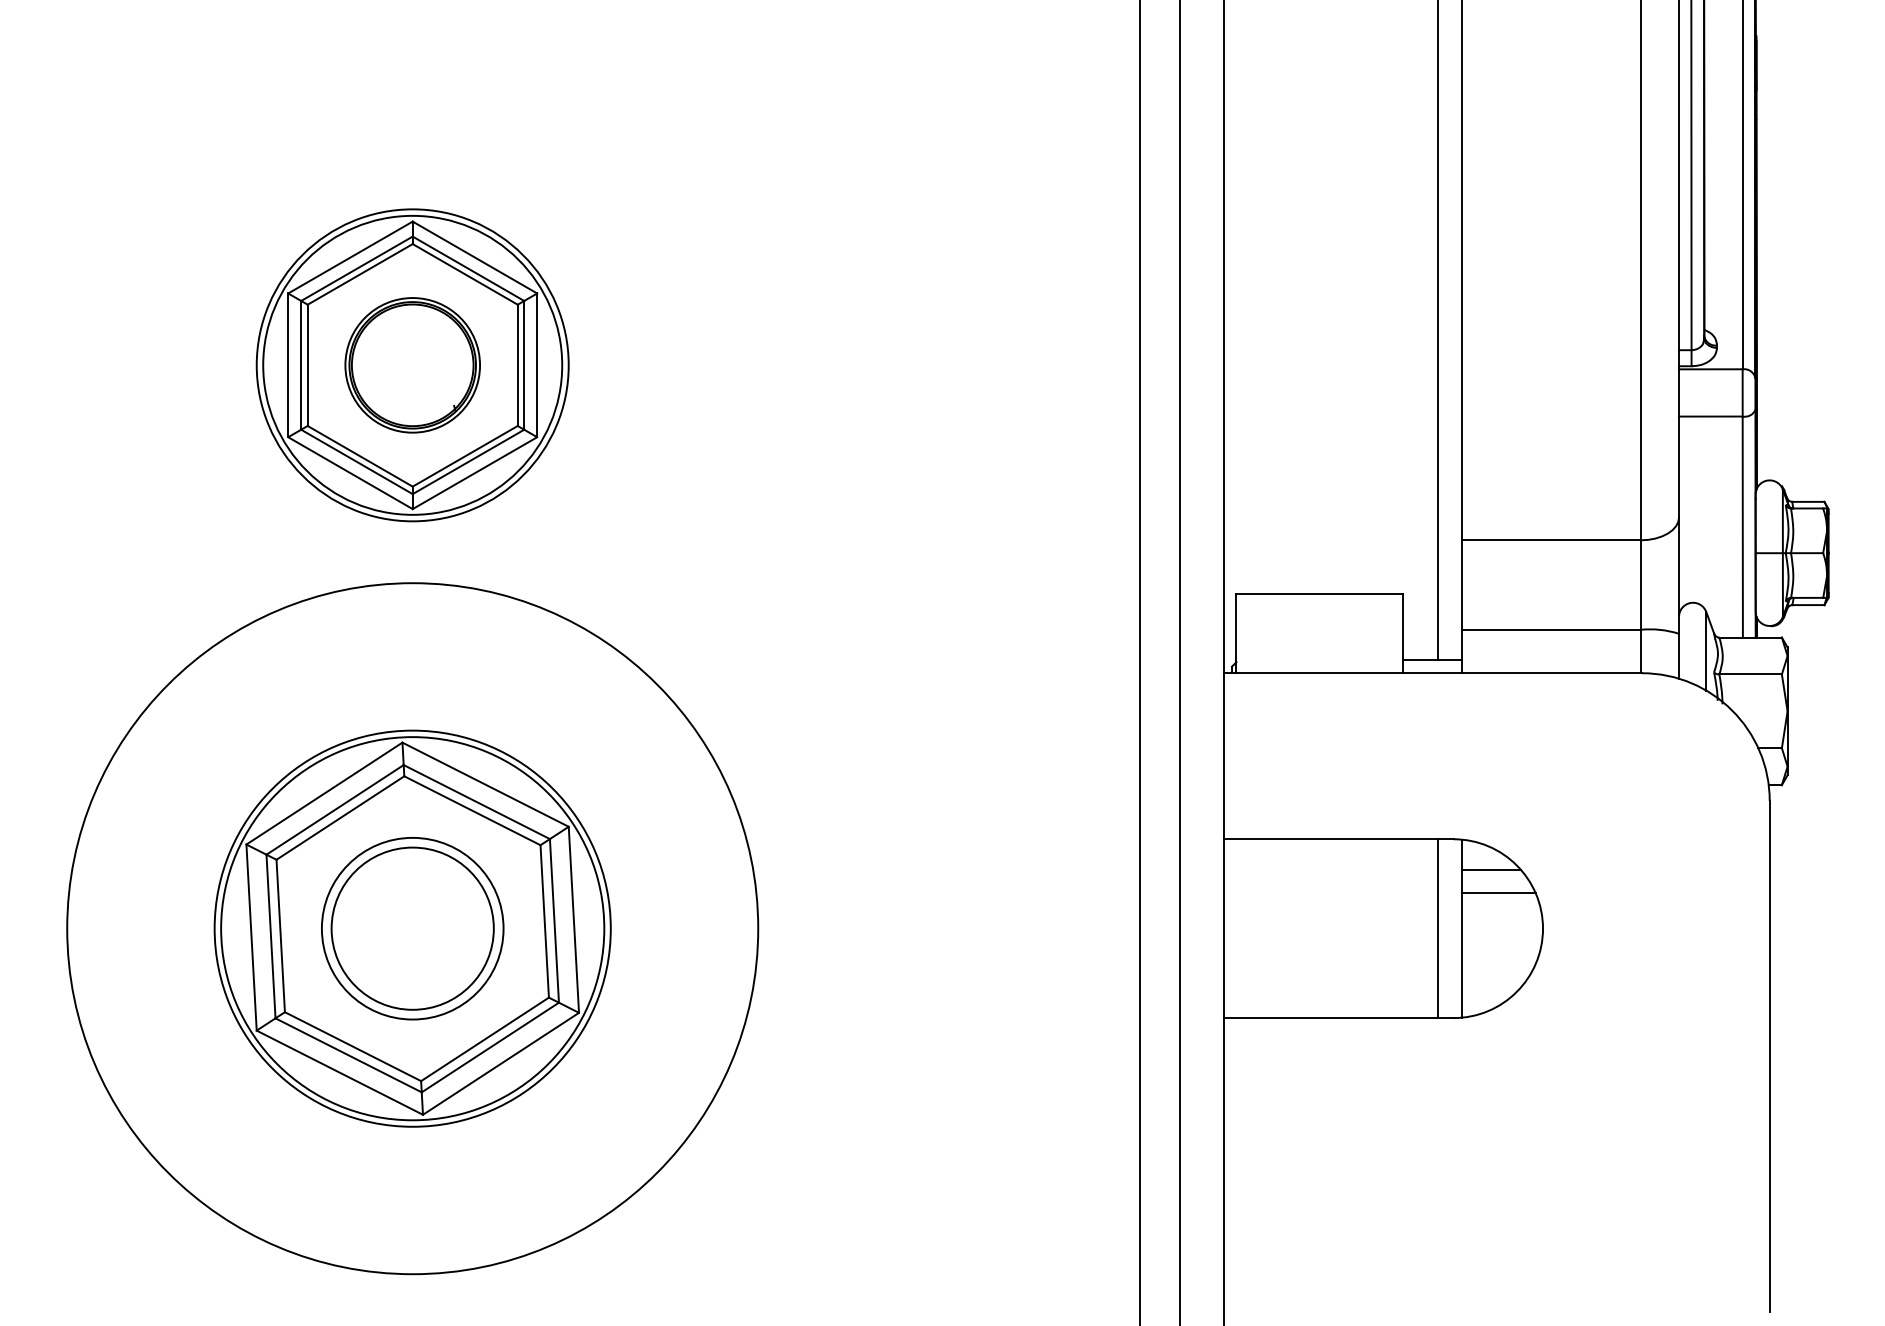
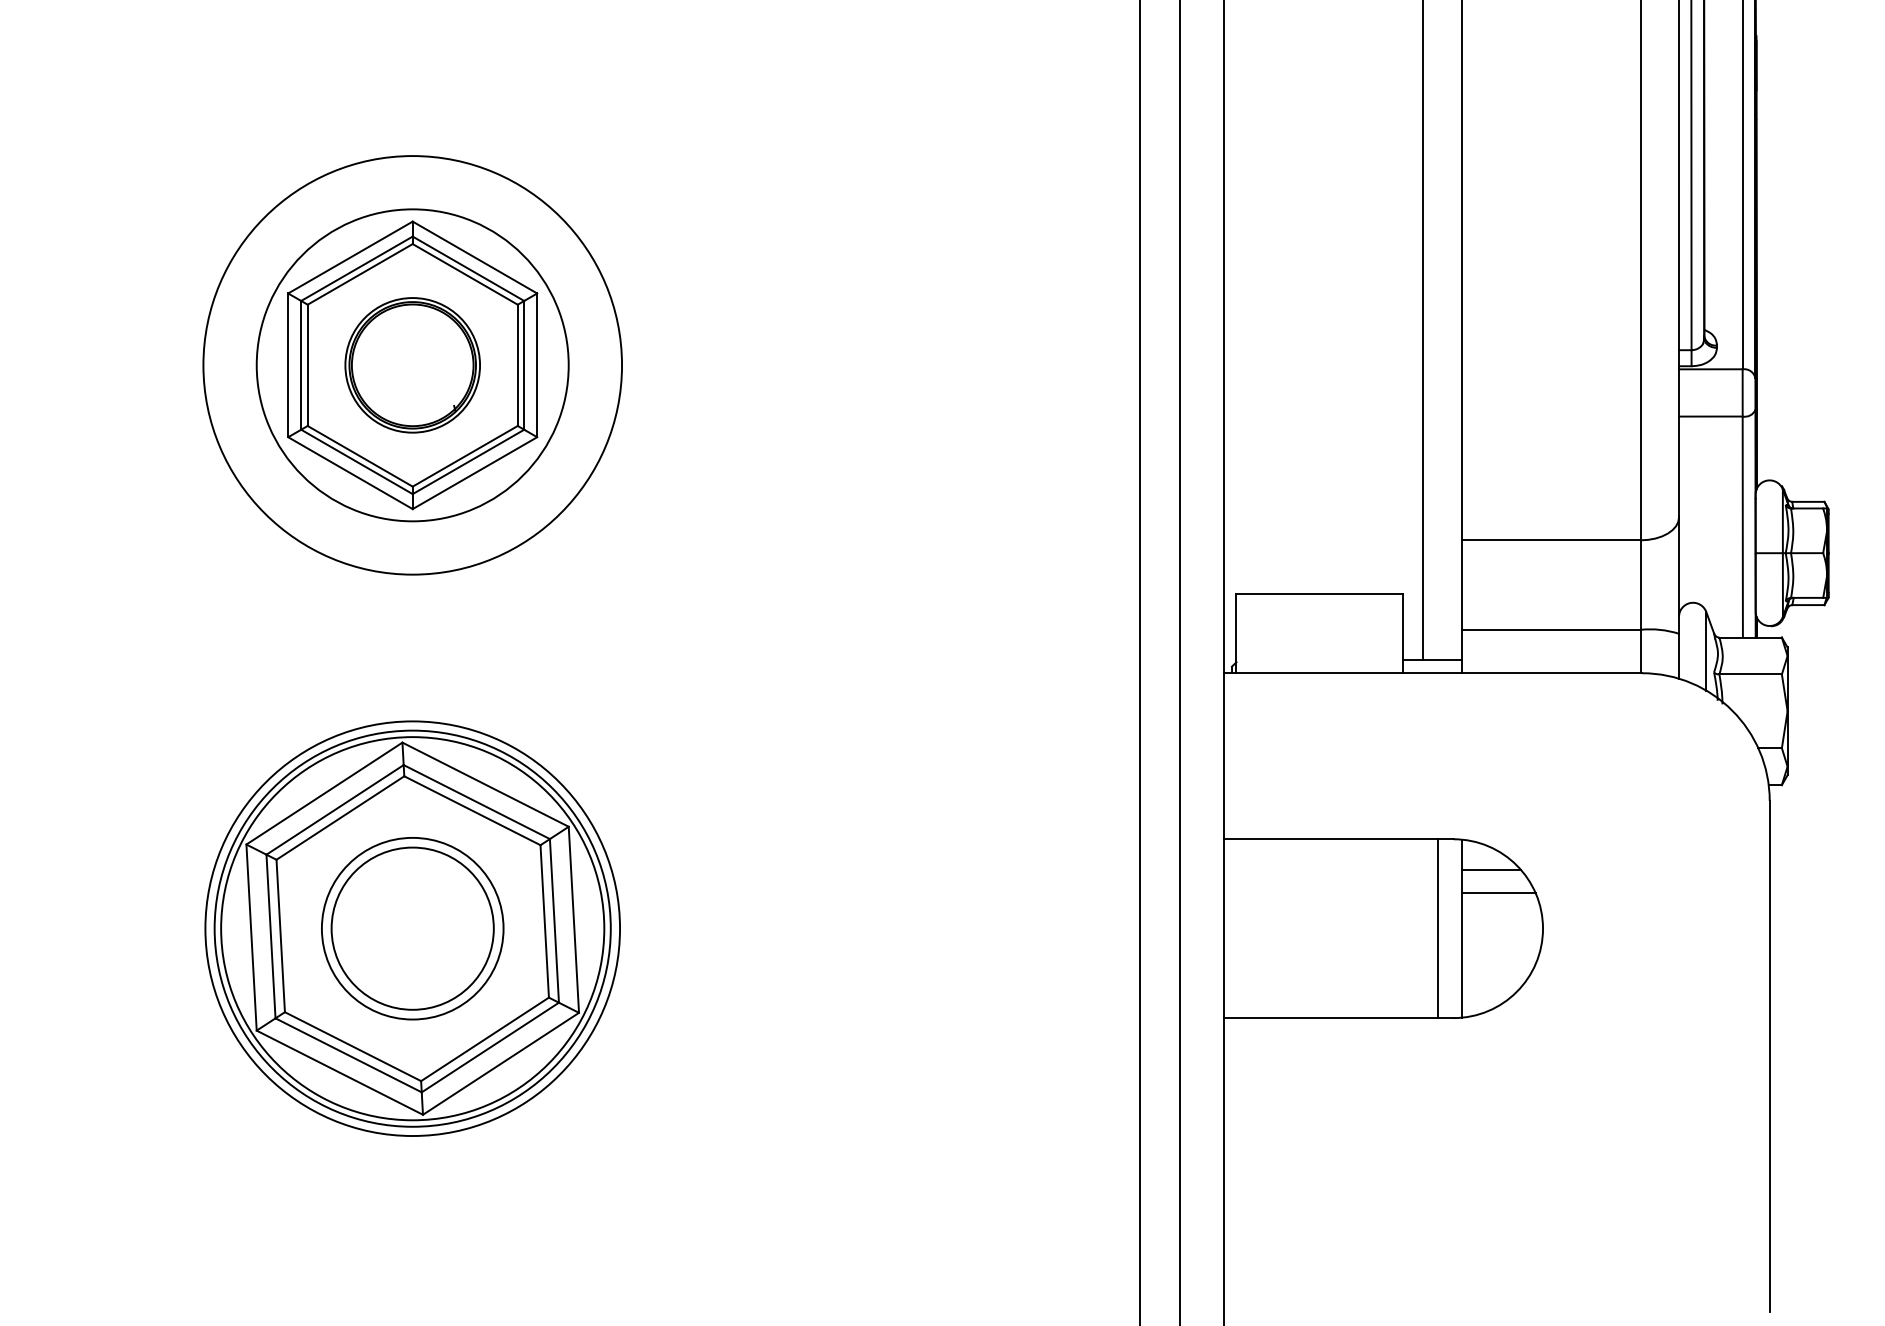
line position: (1437, 331) -> (1422, 331) (1422, 331)
circle diameter: 299 px -> 419 px (412, 365)
circle diameter: 691 px -> 415 px (412, 928)
